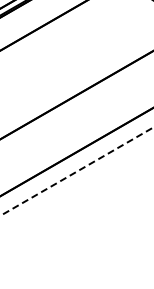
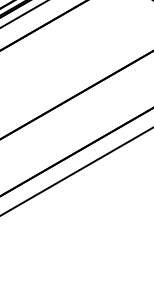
line: none -> present (23, 14)
line: dashed -> solid (76, 171)
